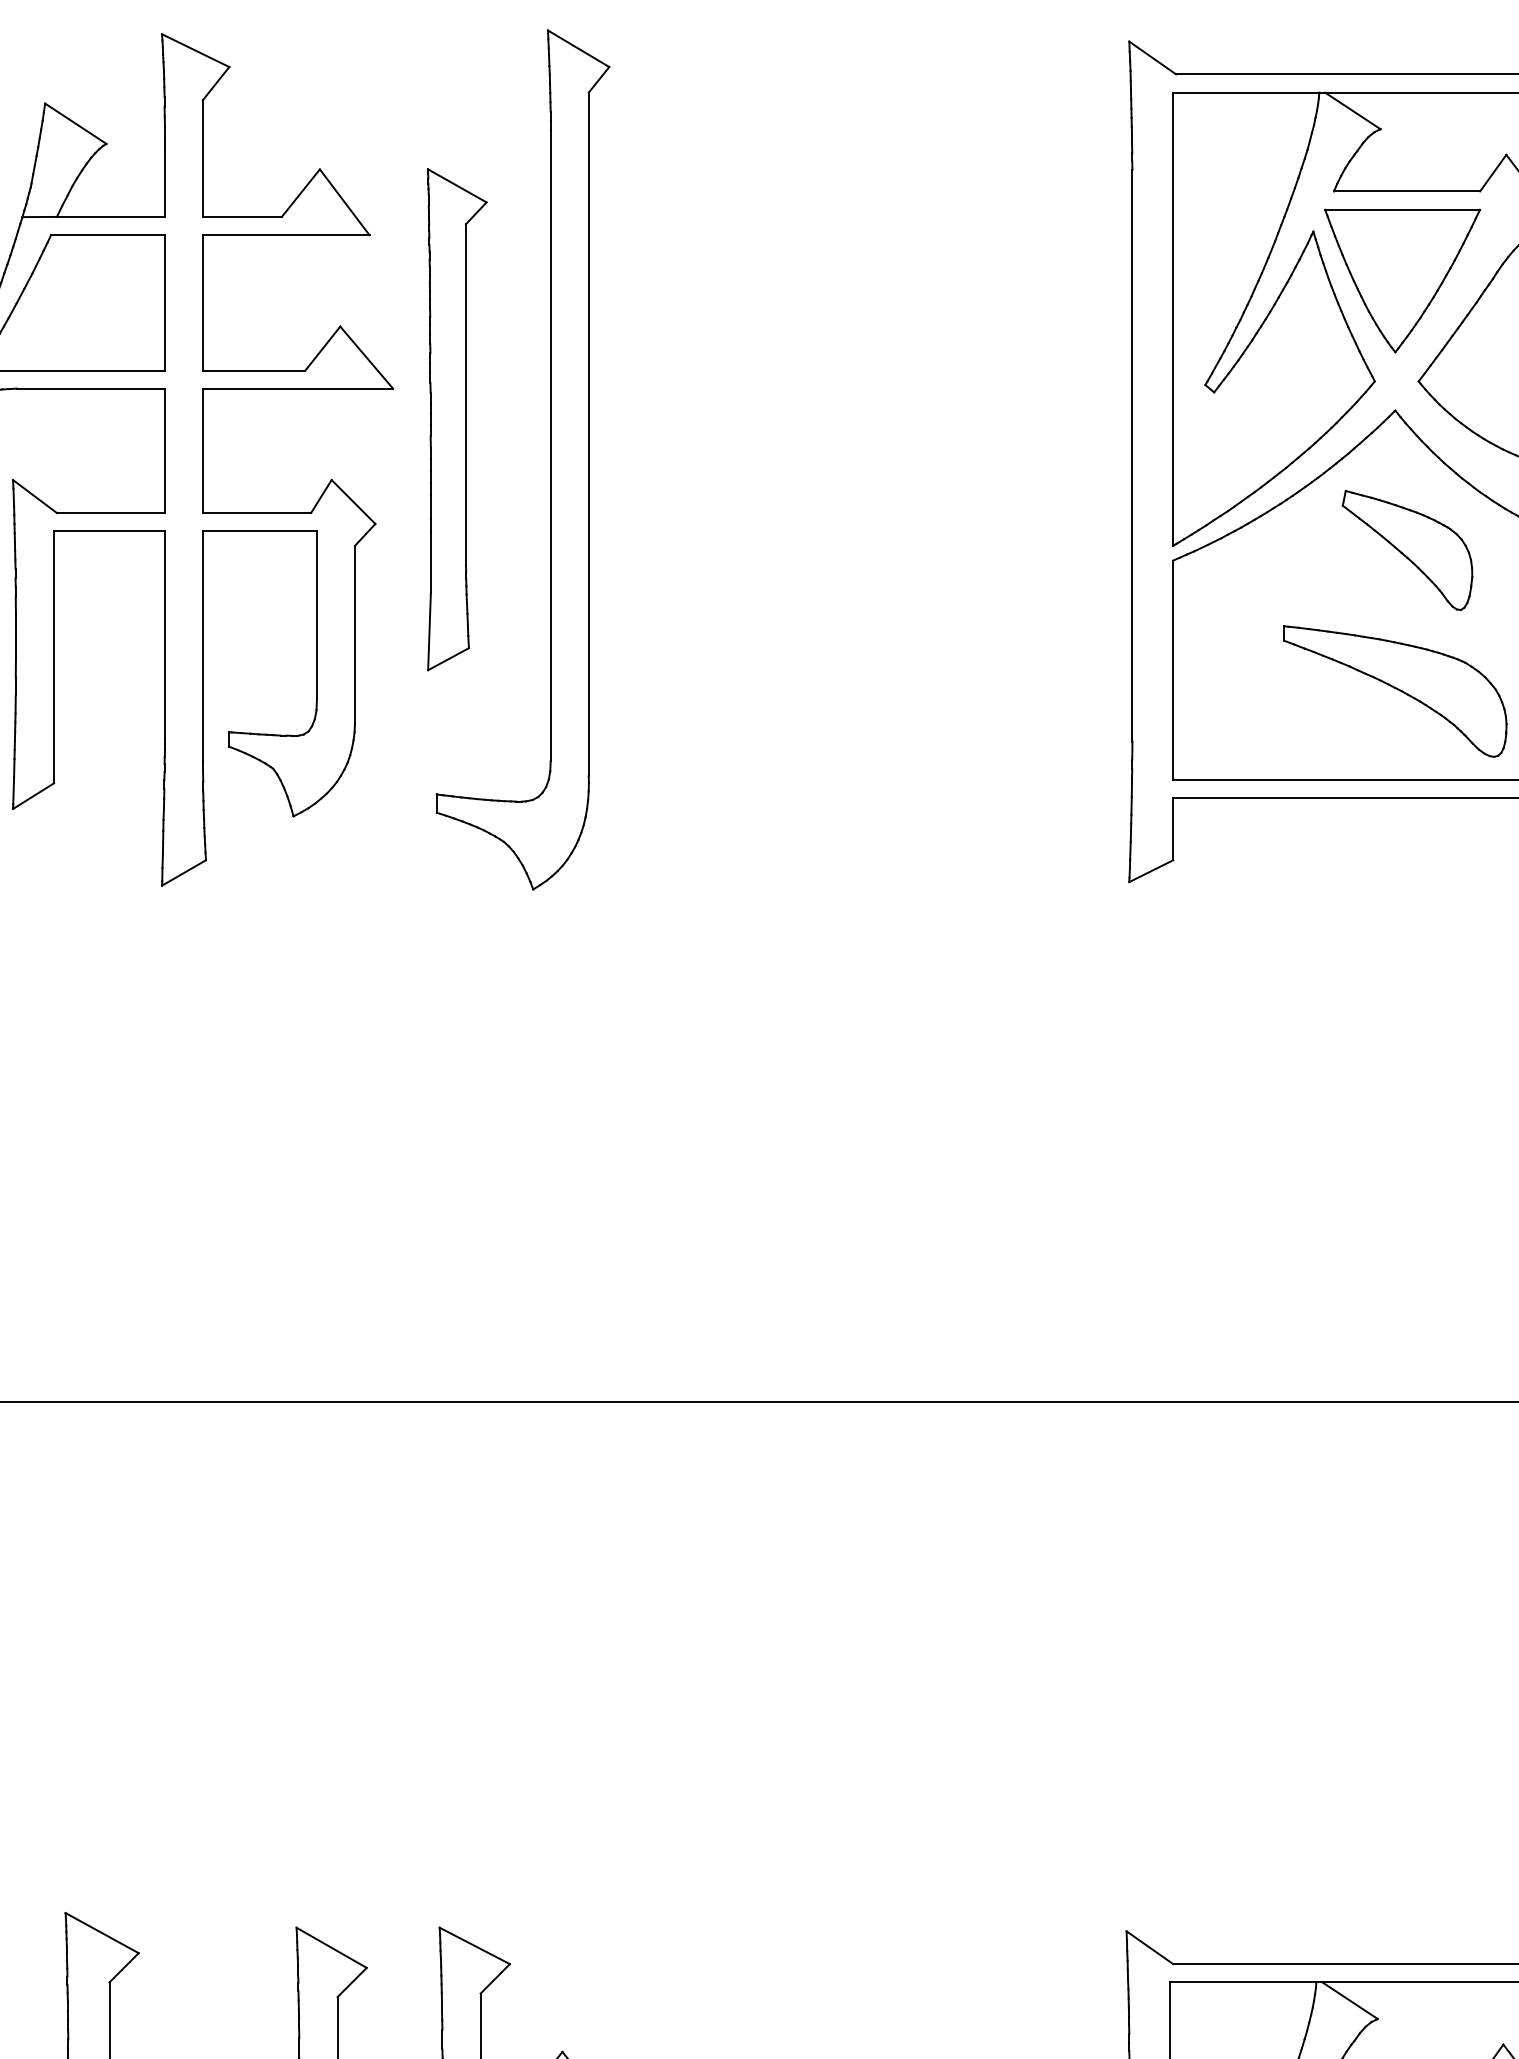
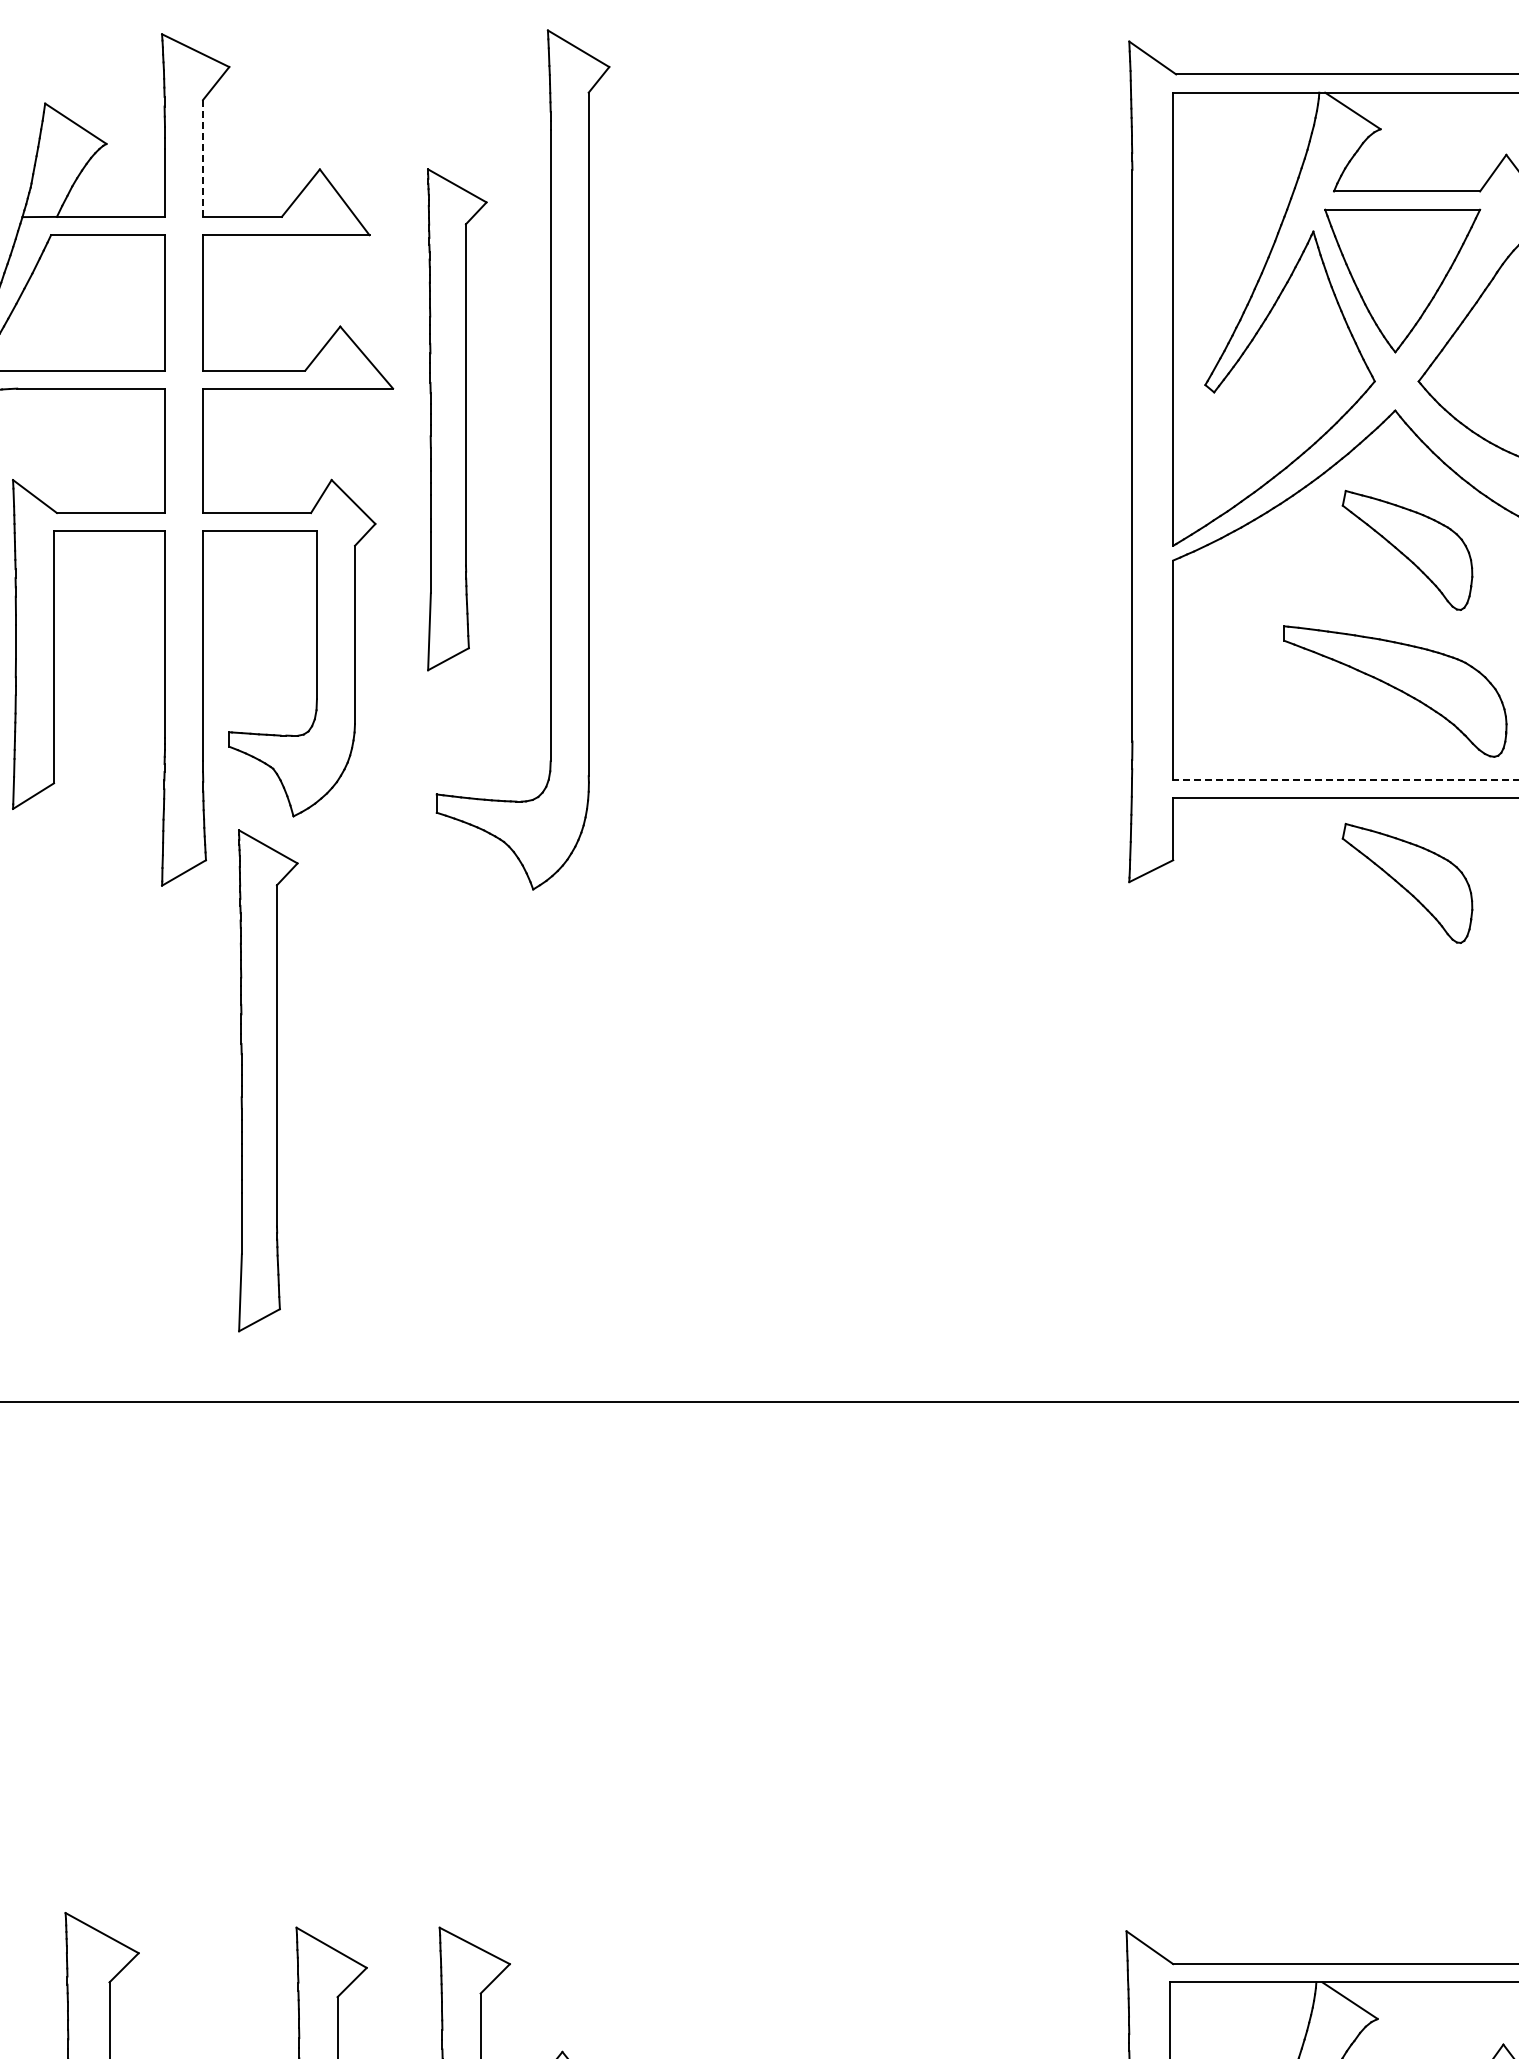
line: solid -> dashed (203, 157)
line: solid -> dashed (1346, 779)
part: none -> present (1407, 882)
part: none -> present (268, 1080)
